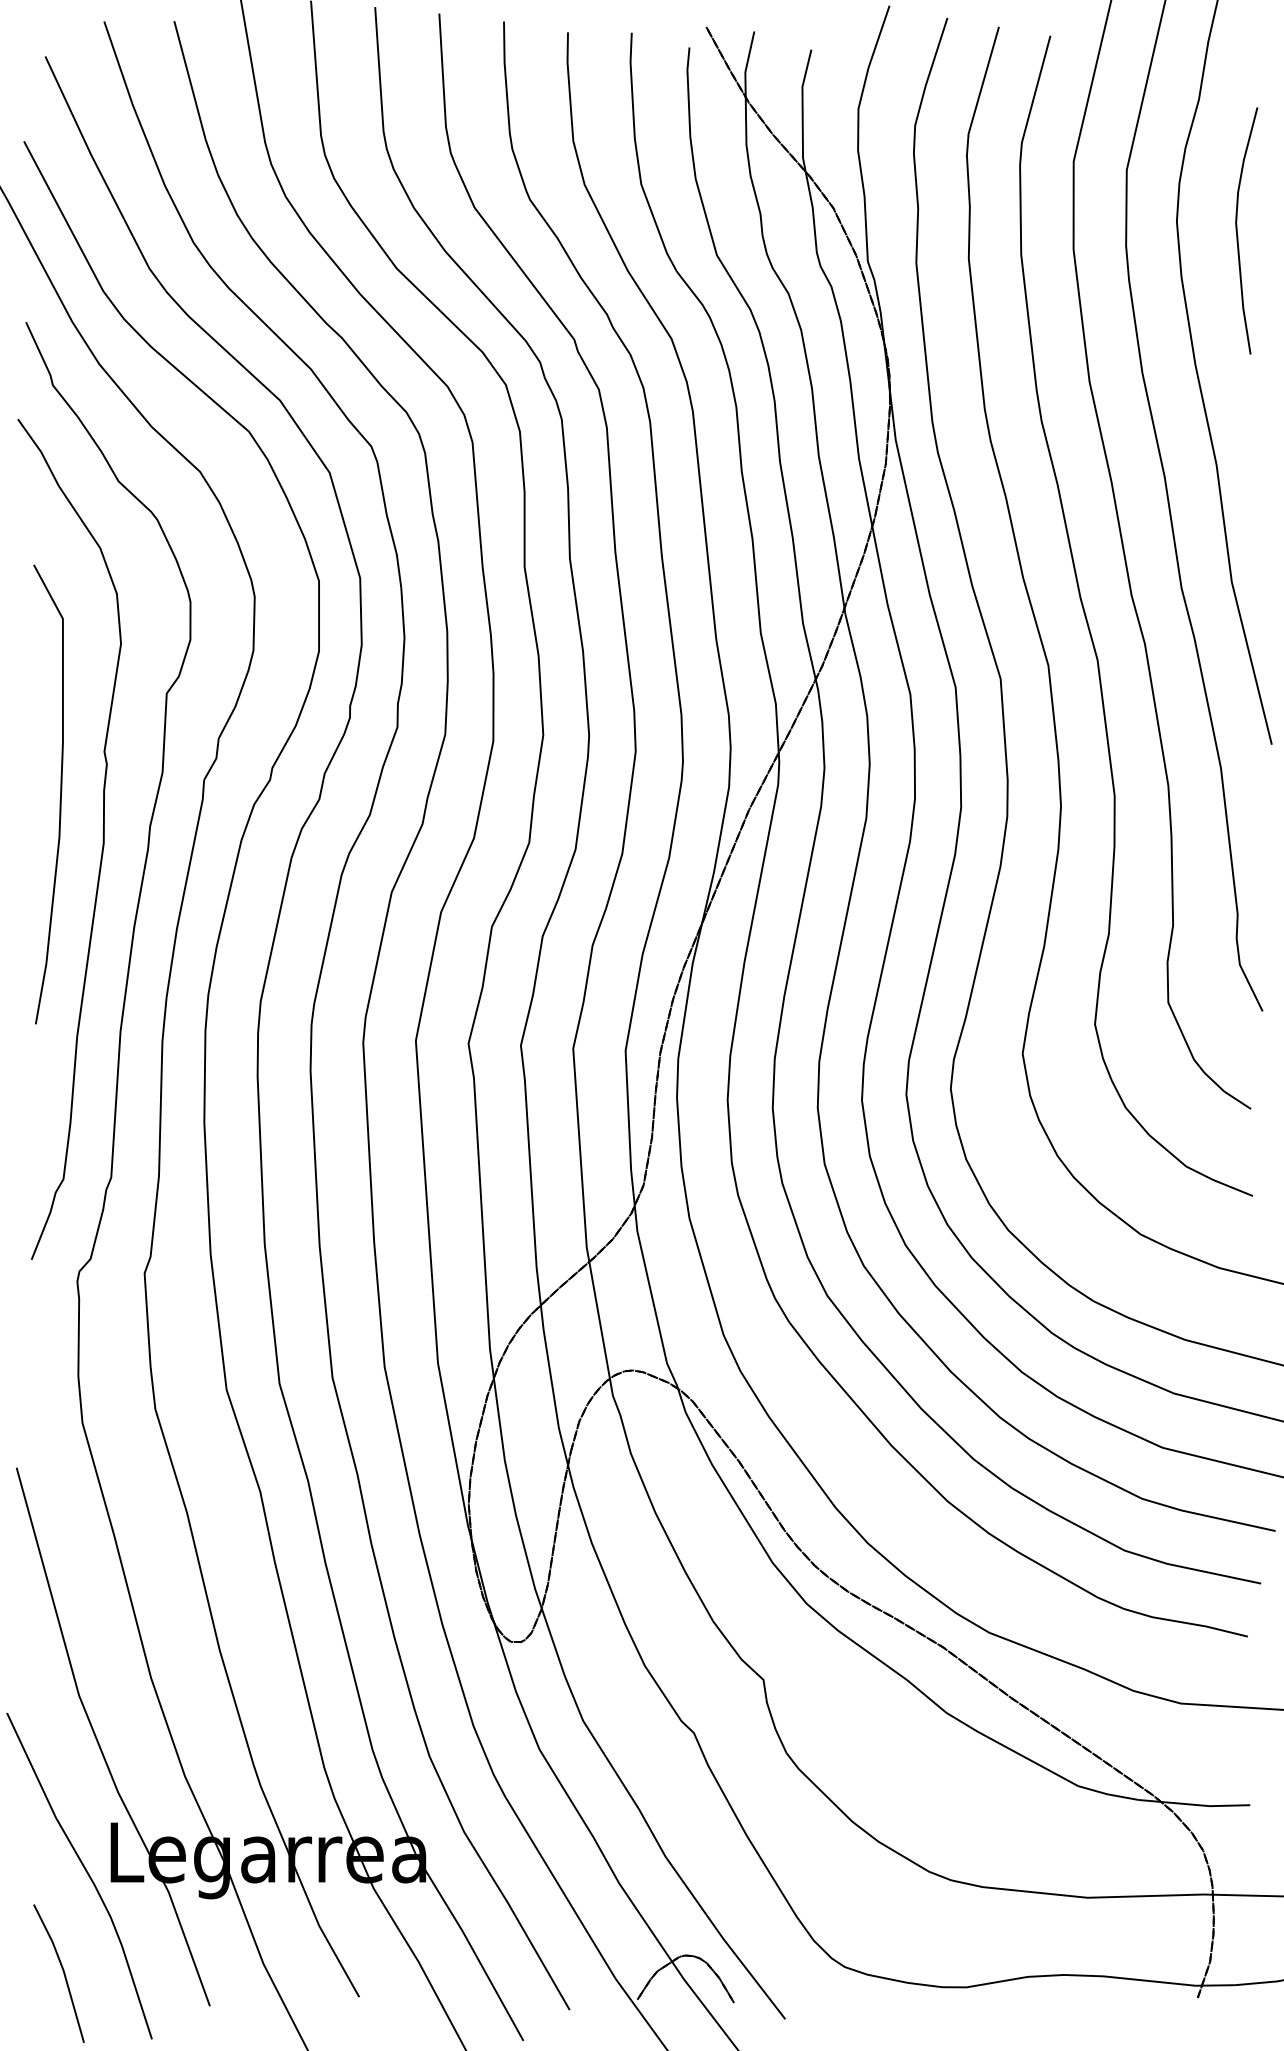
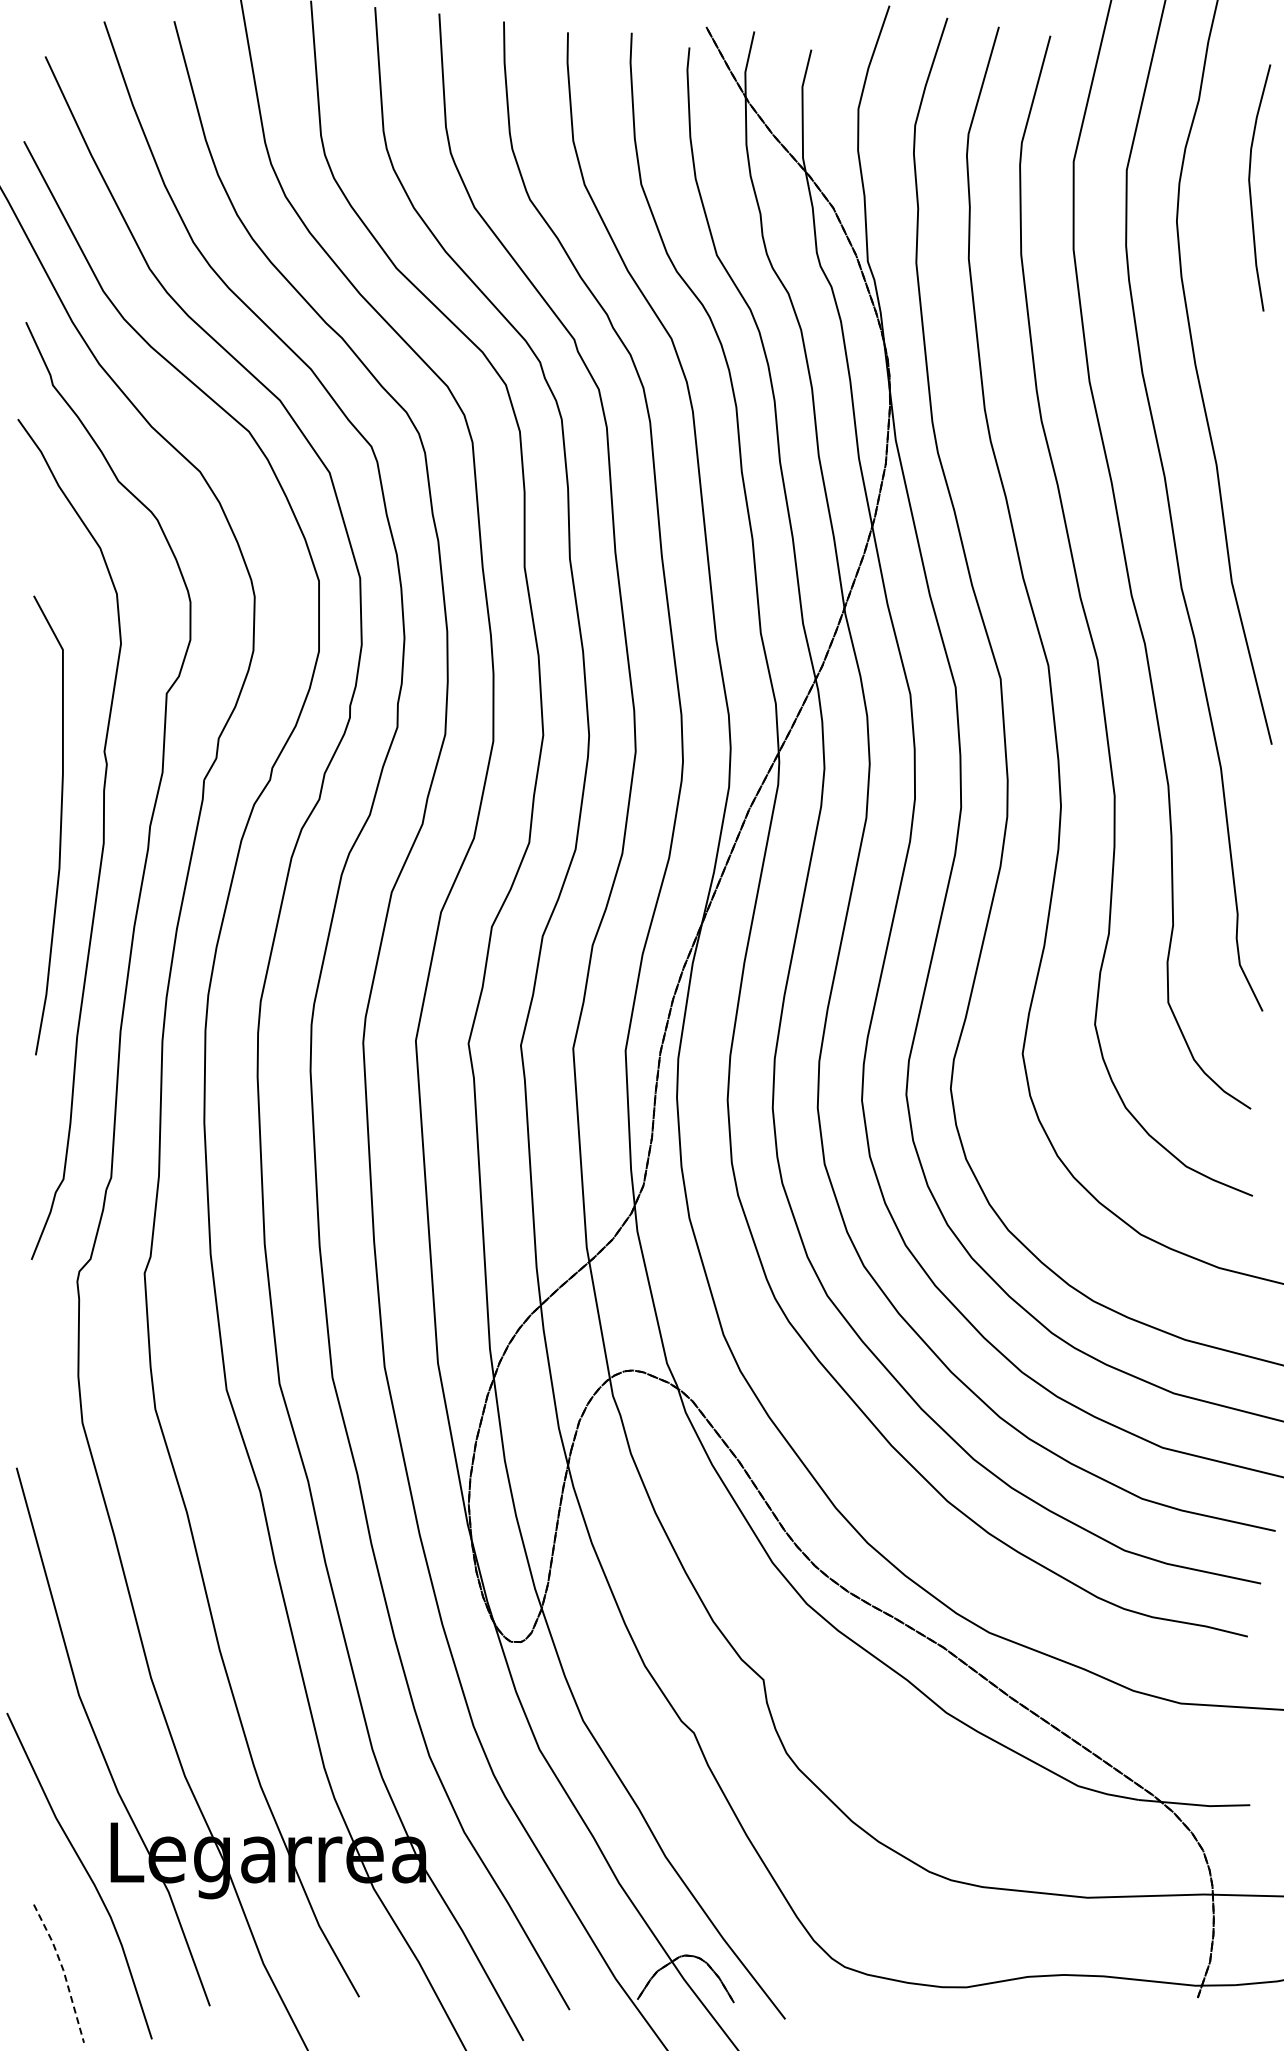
curve position: (1237, 230) -> (1250, 187) (1250, 187)
curve position: (60, 794) -> (60, 825) (60, 825)
line: solid -> dashed (63, 1971)
